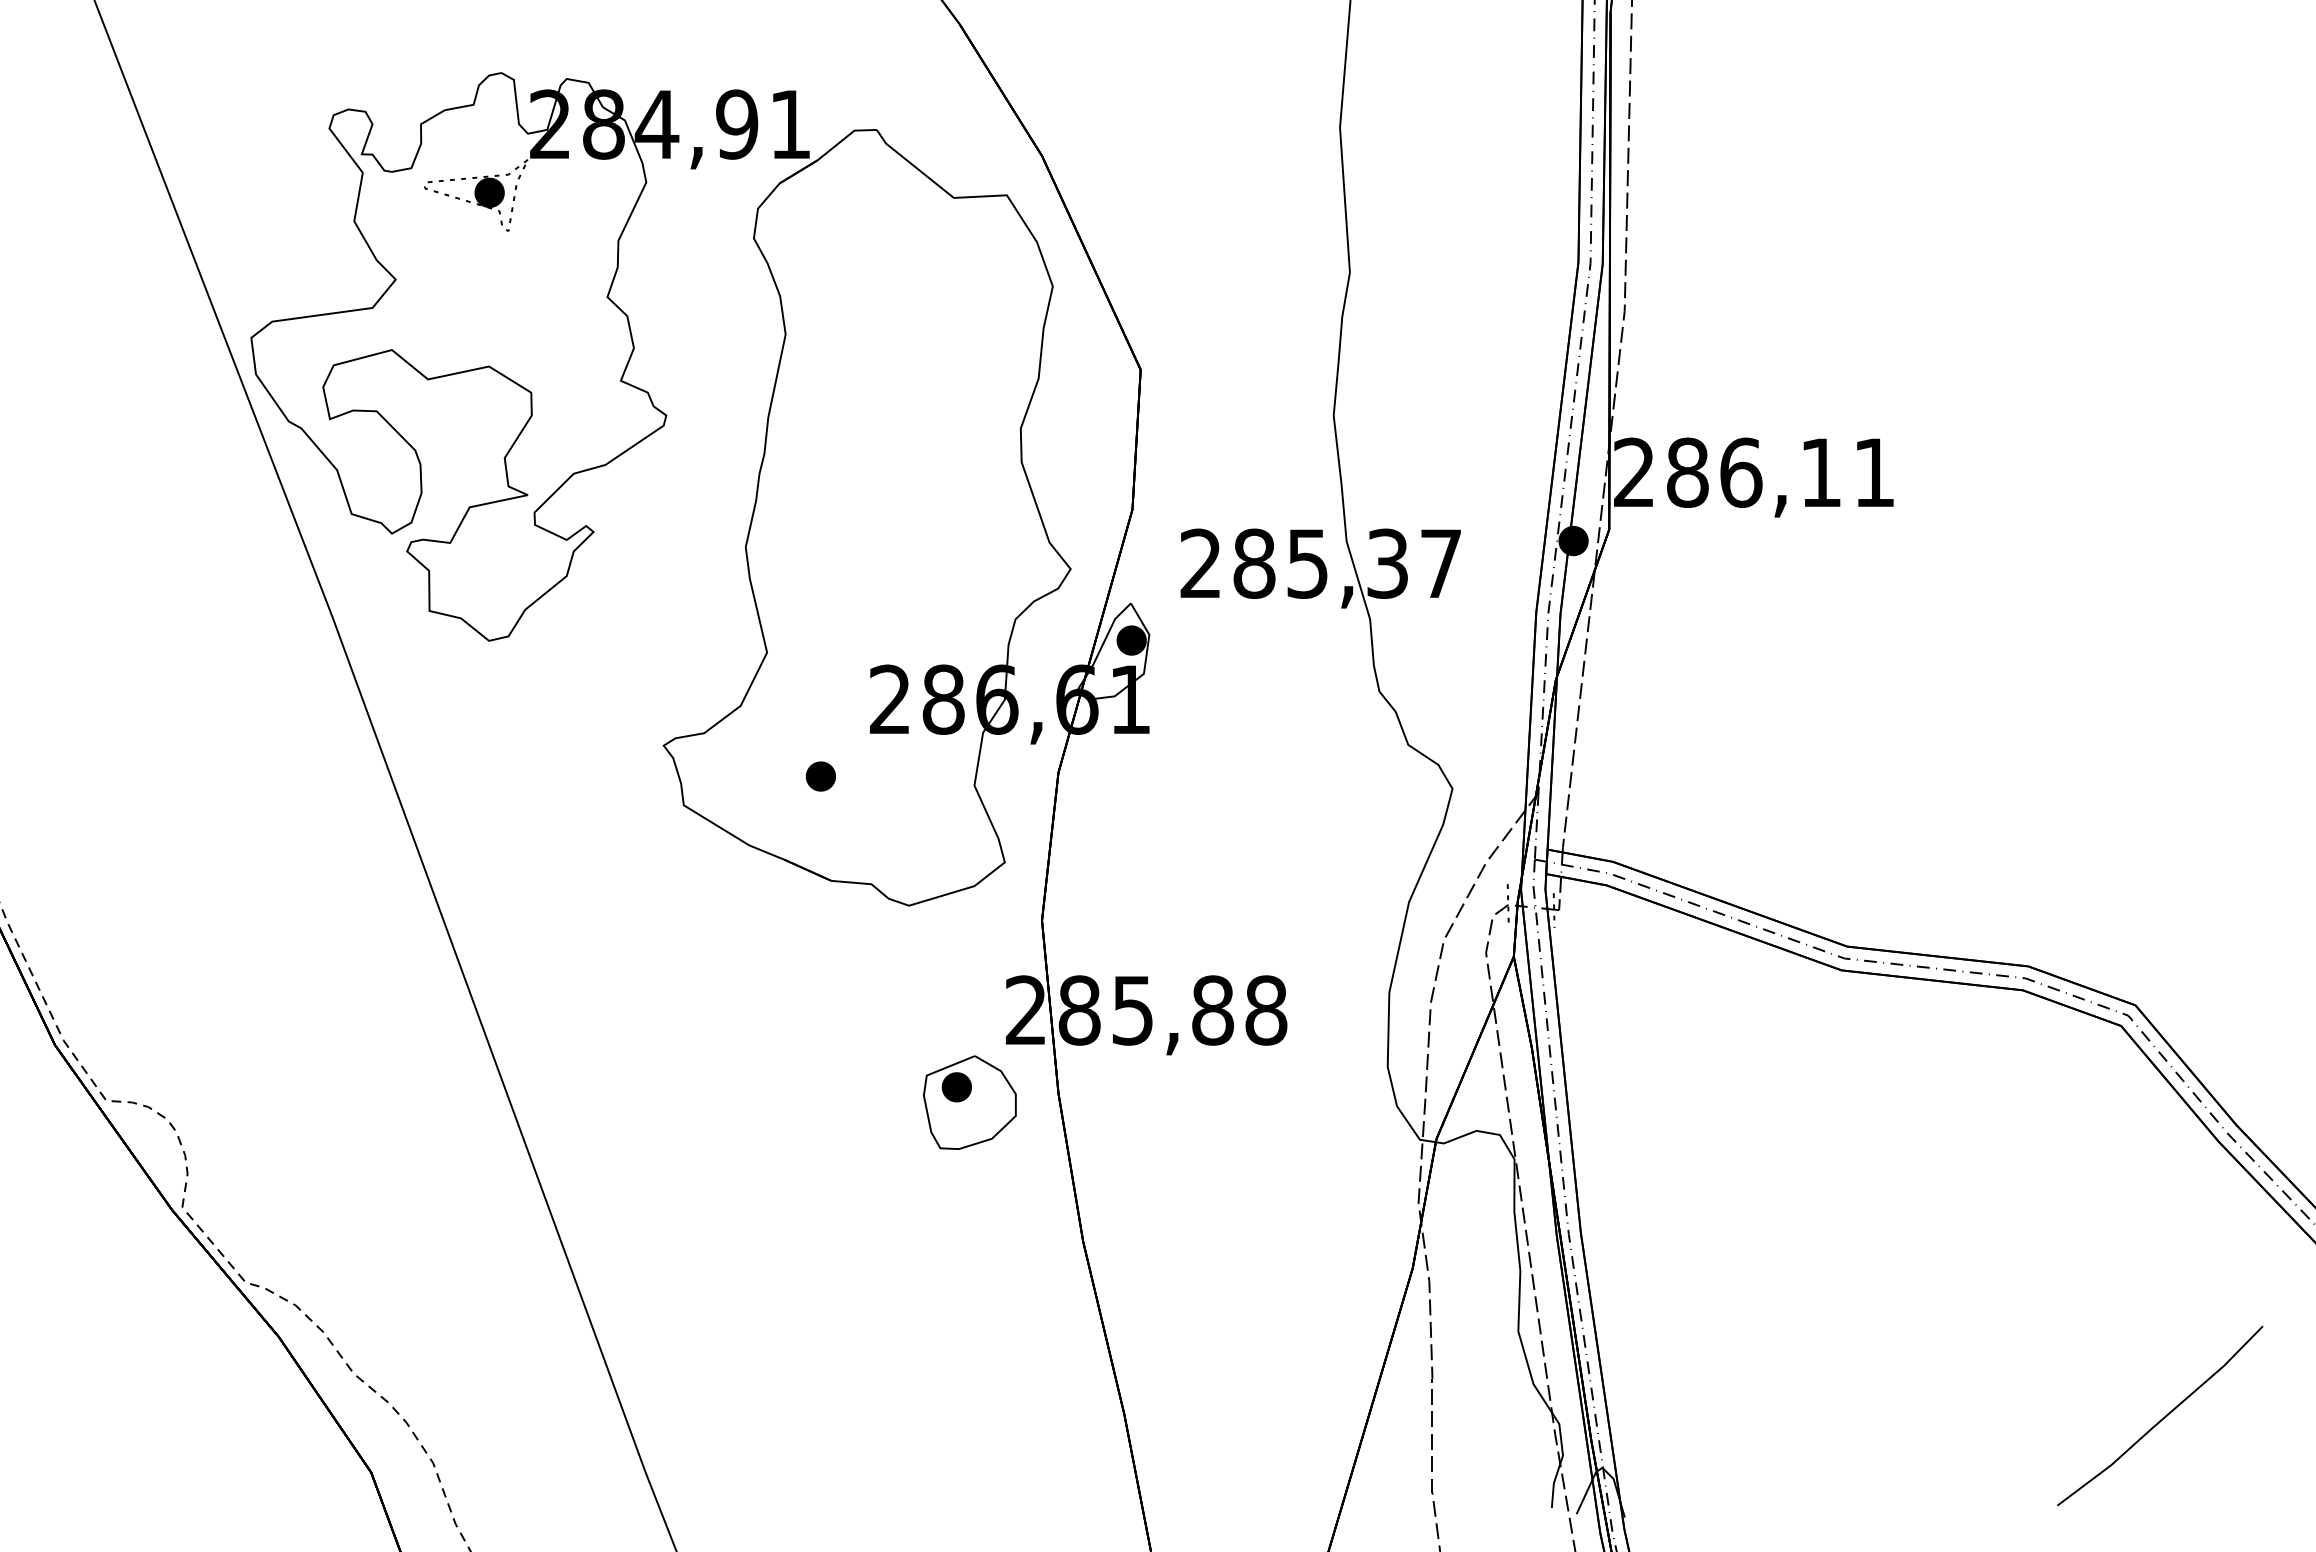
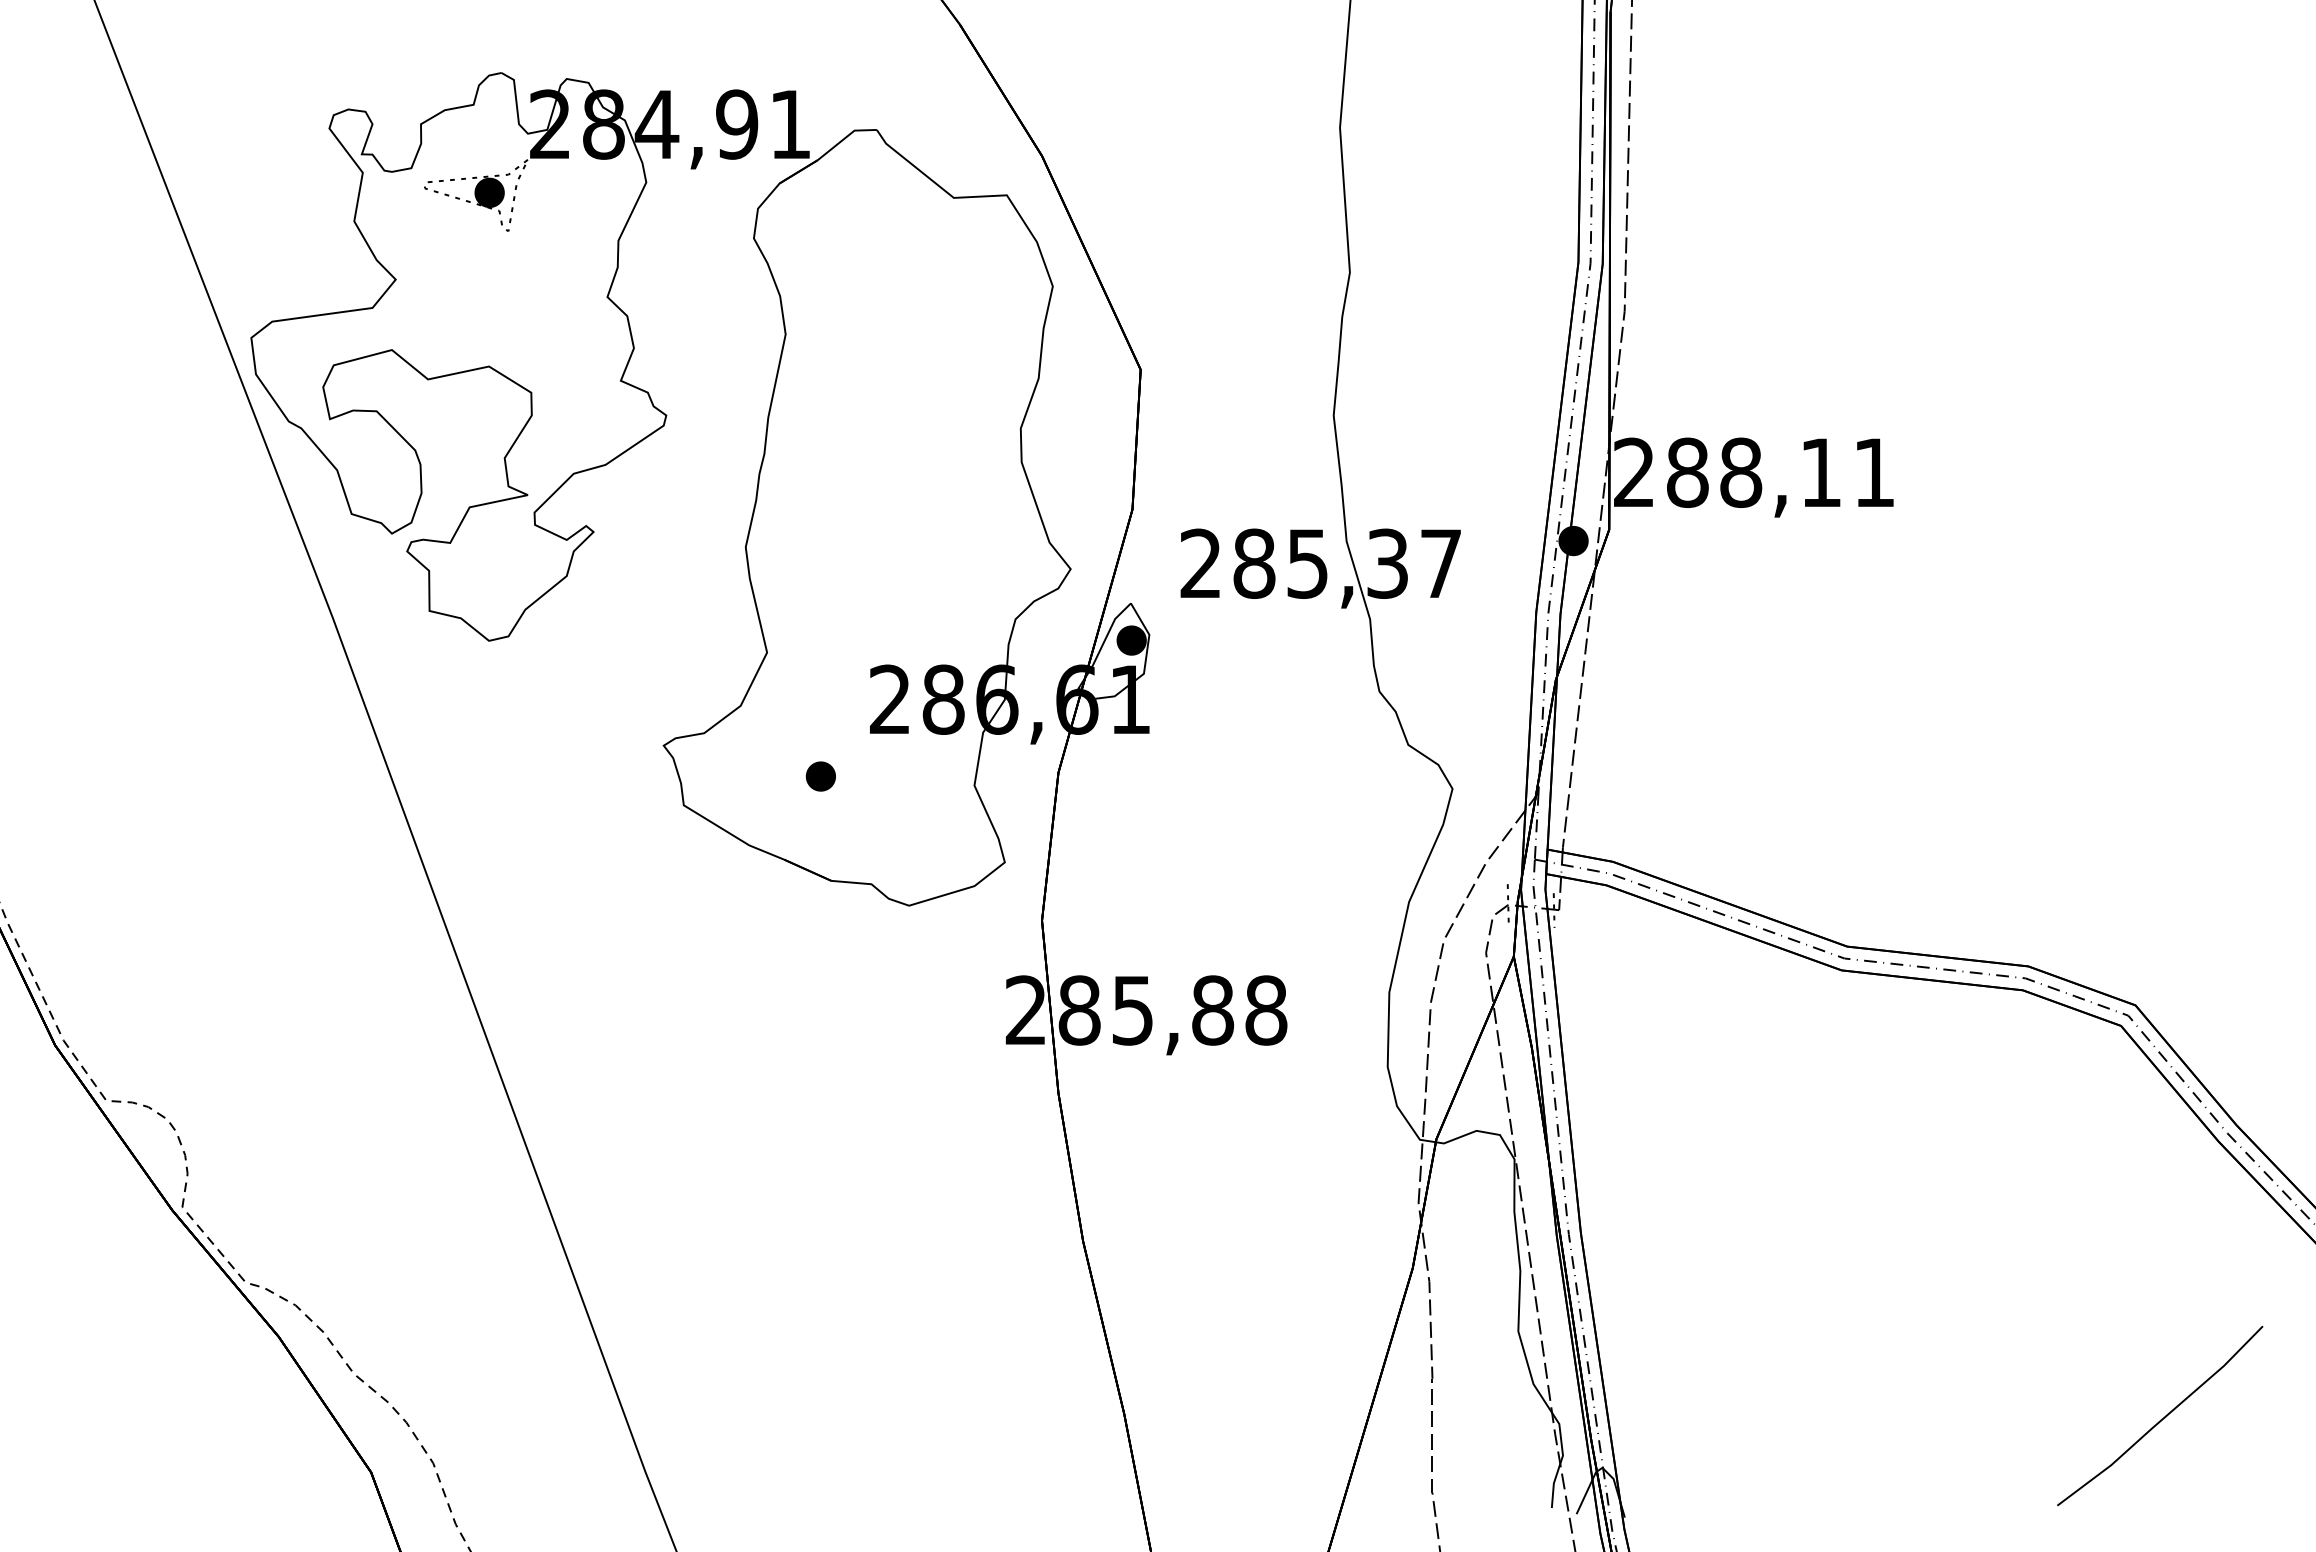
text: 286,11 -> 288,11 (1741, 472)
part: present -> none (969, 1102)
